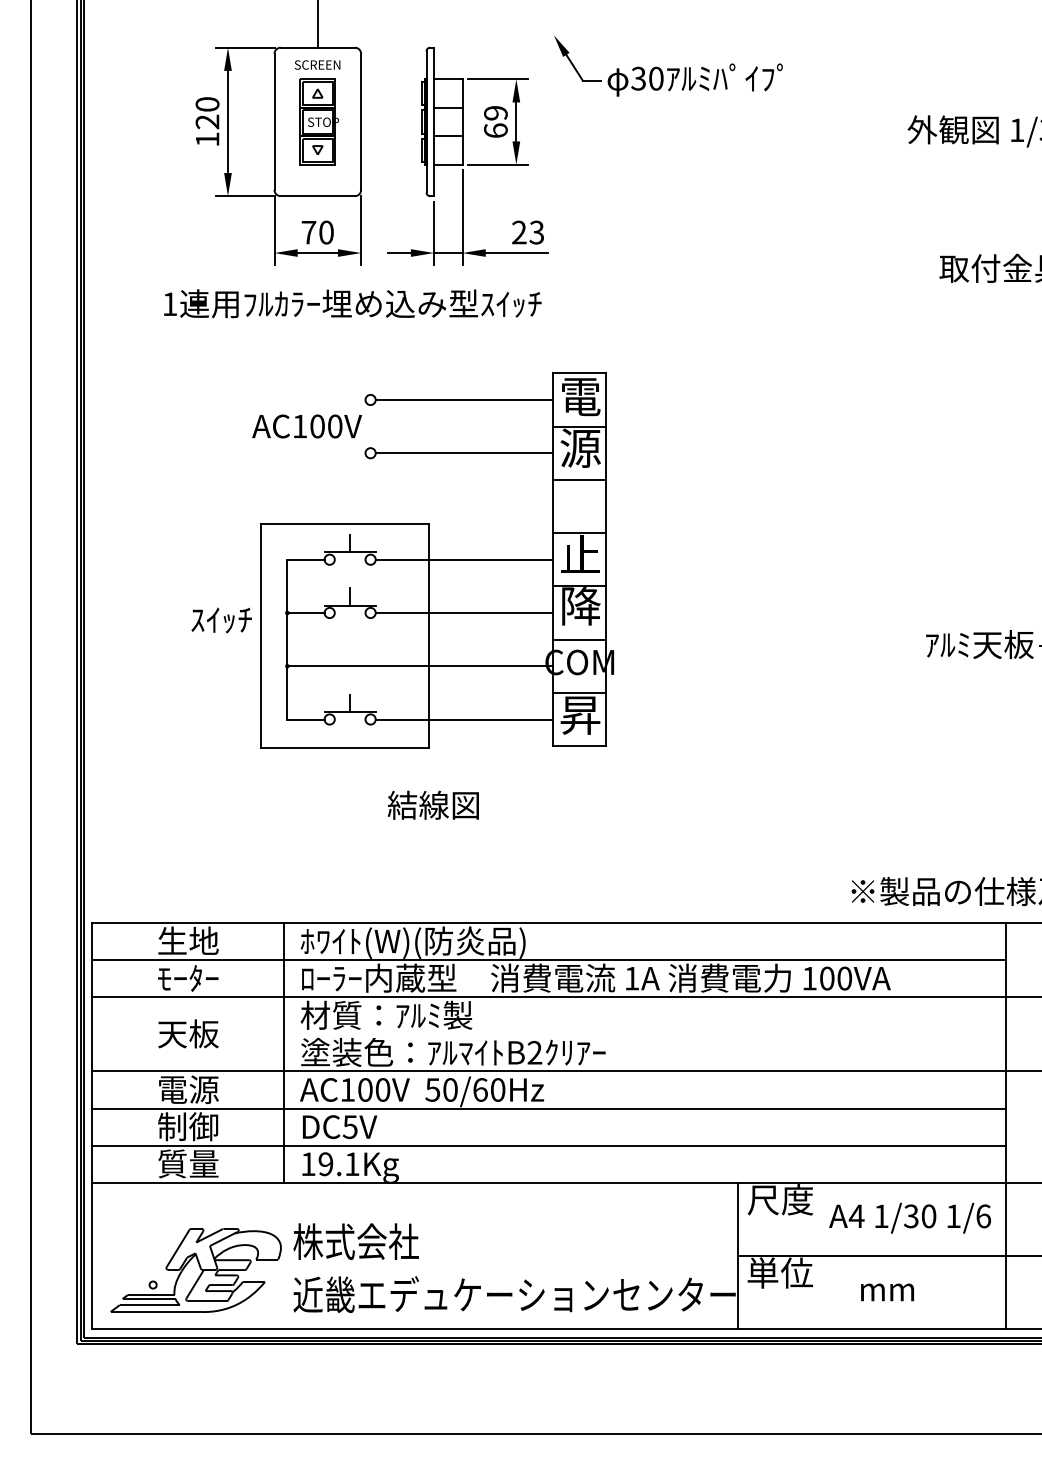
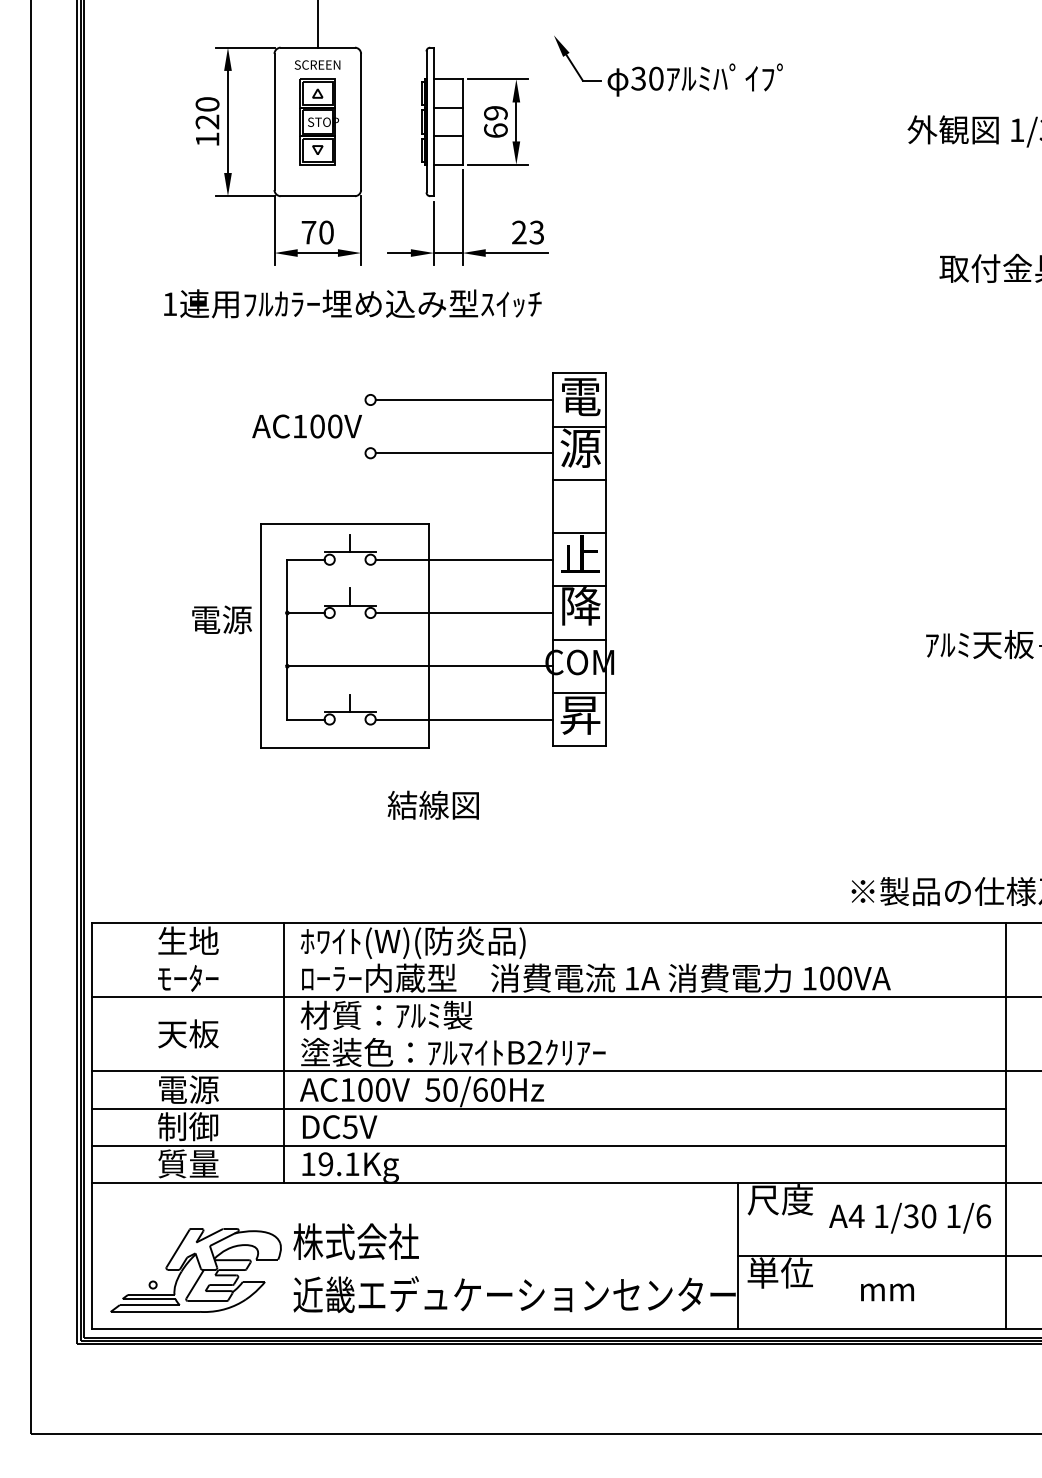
text: ｽｲｯﾁ -> 電源 (221, 619)
line: present -> none (548, 960)
